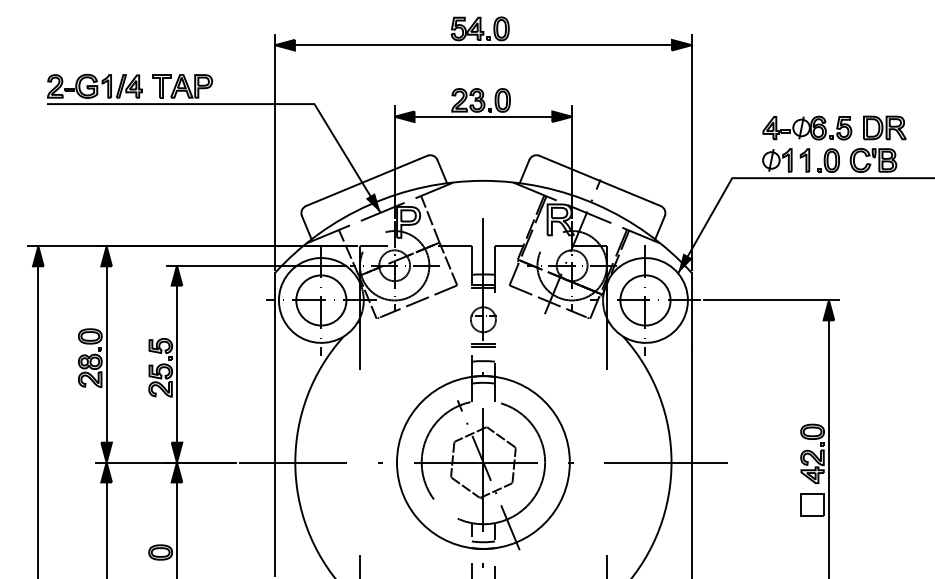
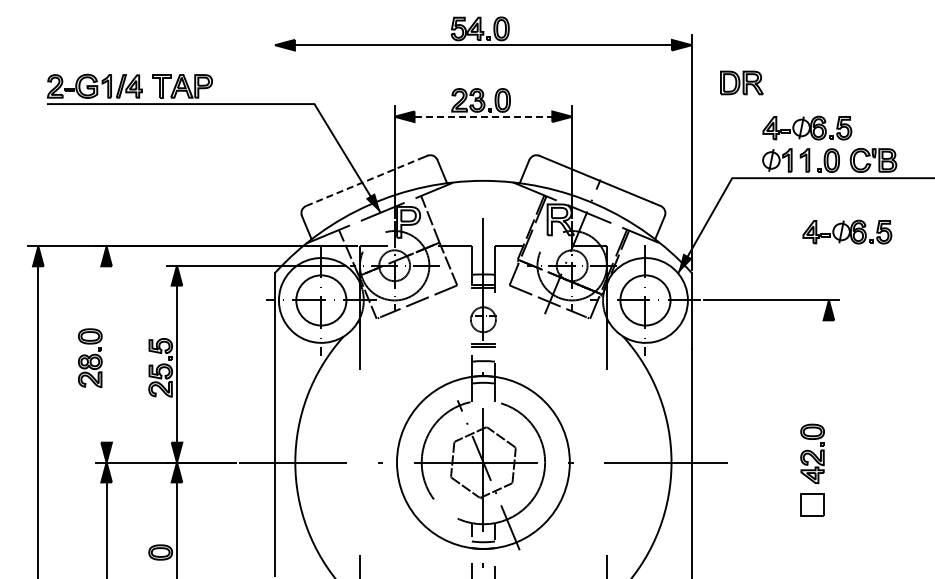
line: solid -> dashed (483, 116)
part position: (884, 127) -> (741, 82) (741, 82)
line: present -> none (275, 151)
line: solid -> dashed (363, 182)
part: none -> present (847, 231)
line: present -> none (106, 354)
line: present -> none (828, 447)
